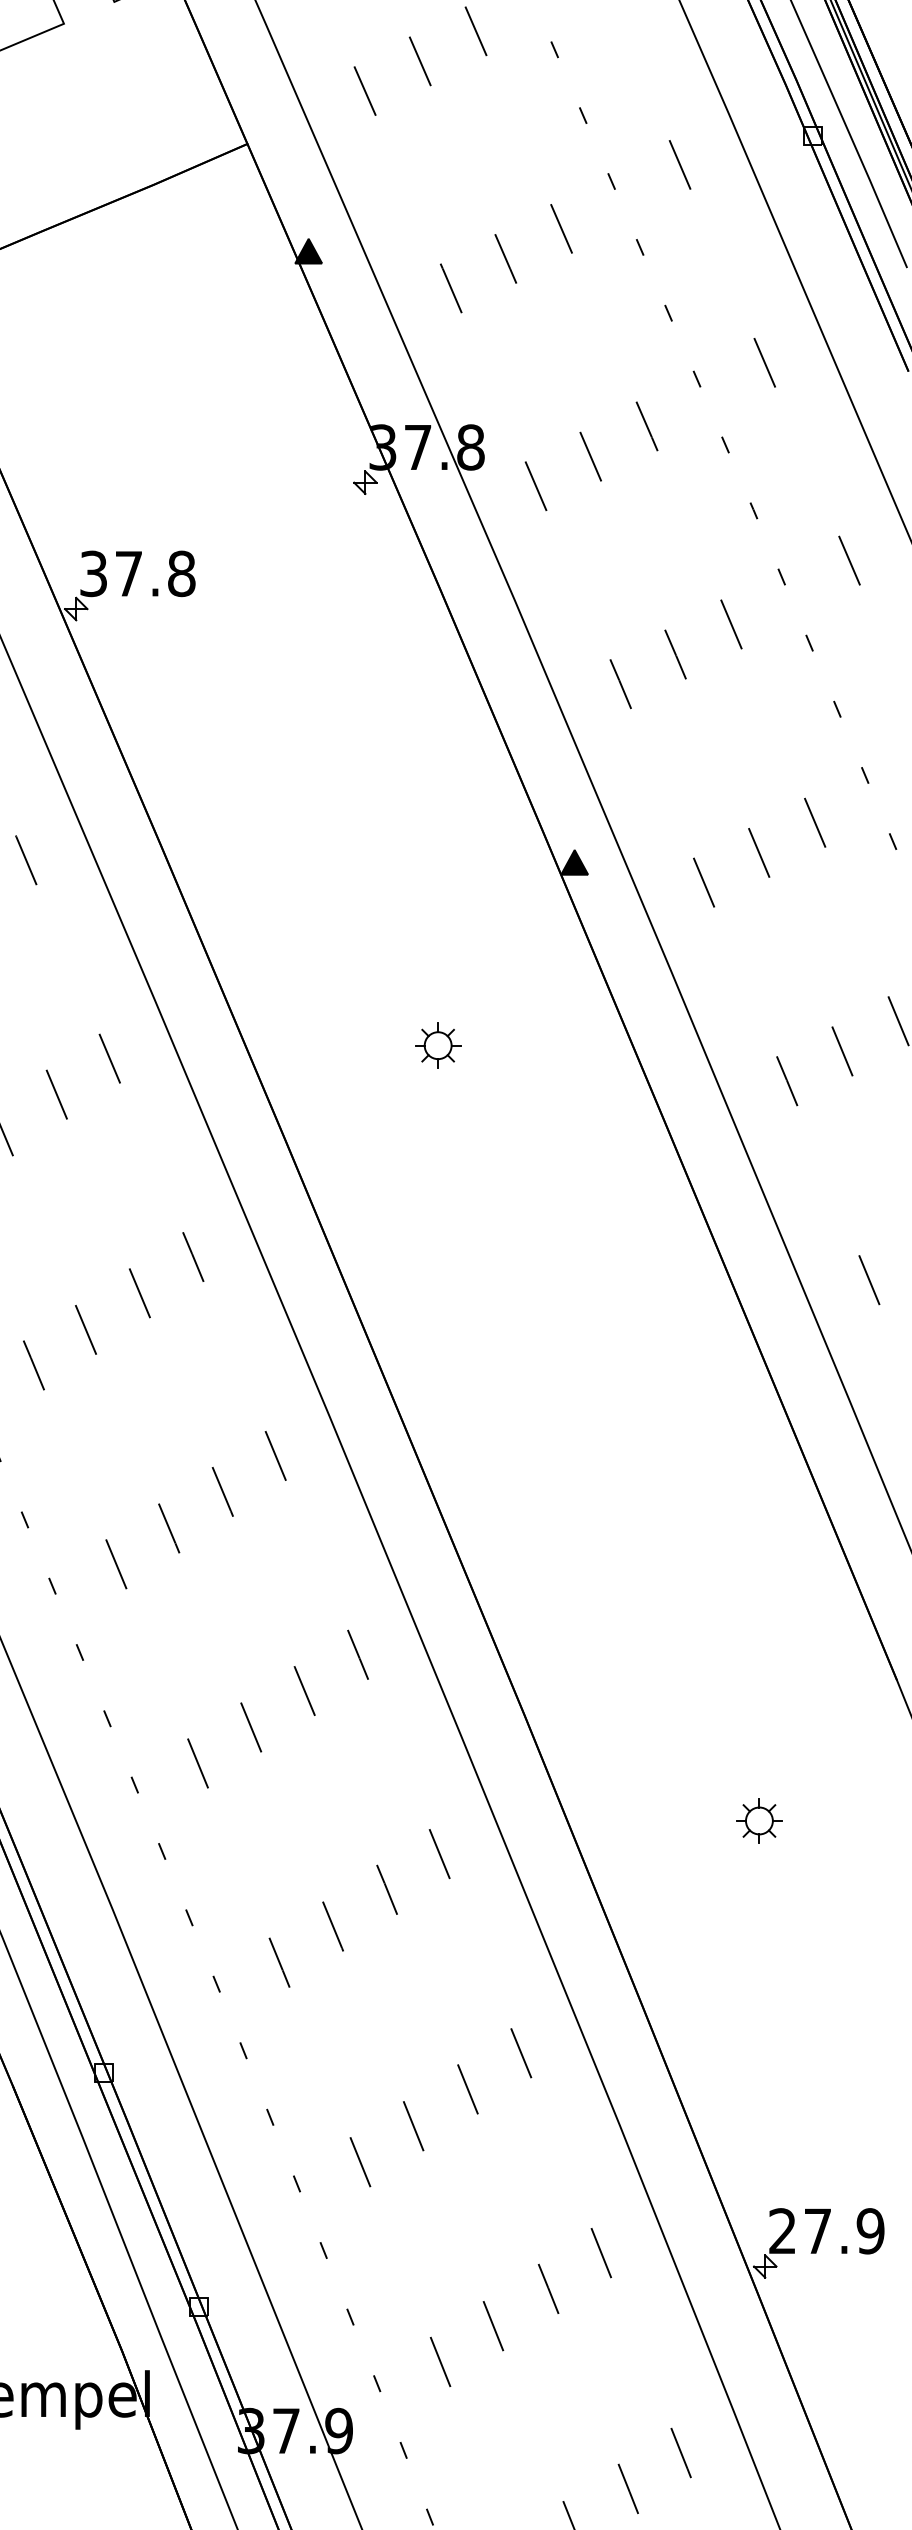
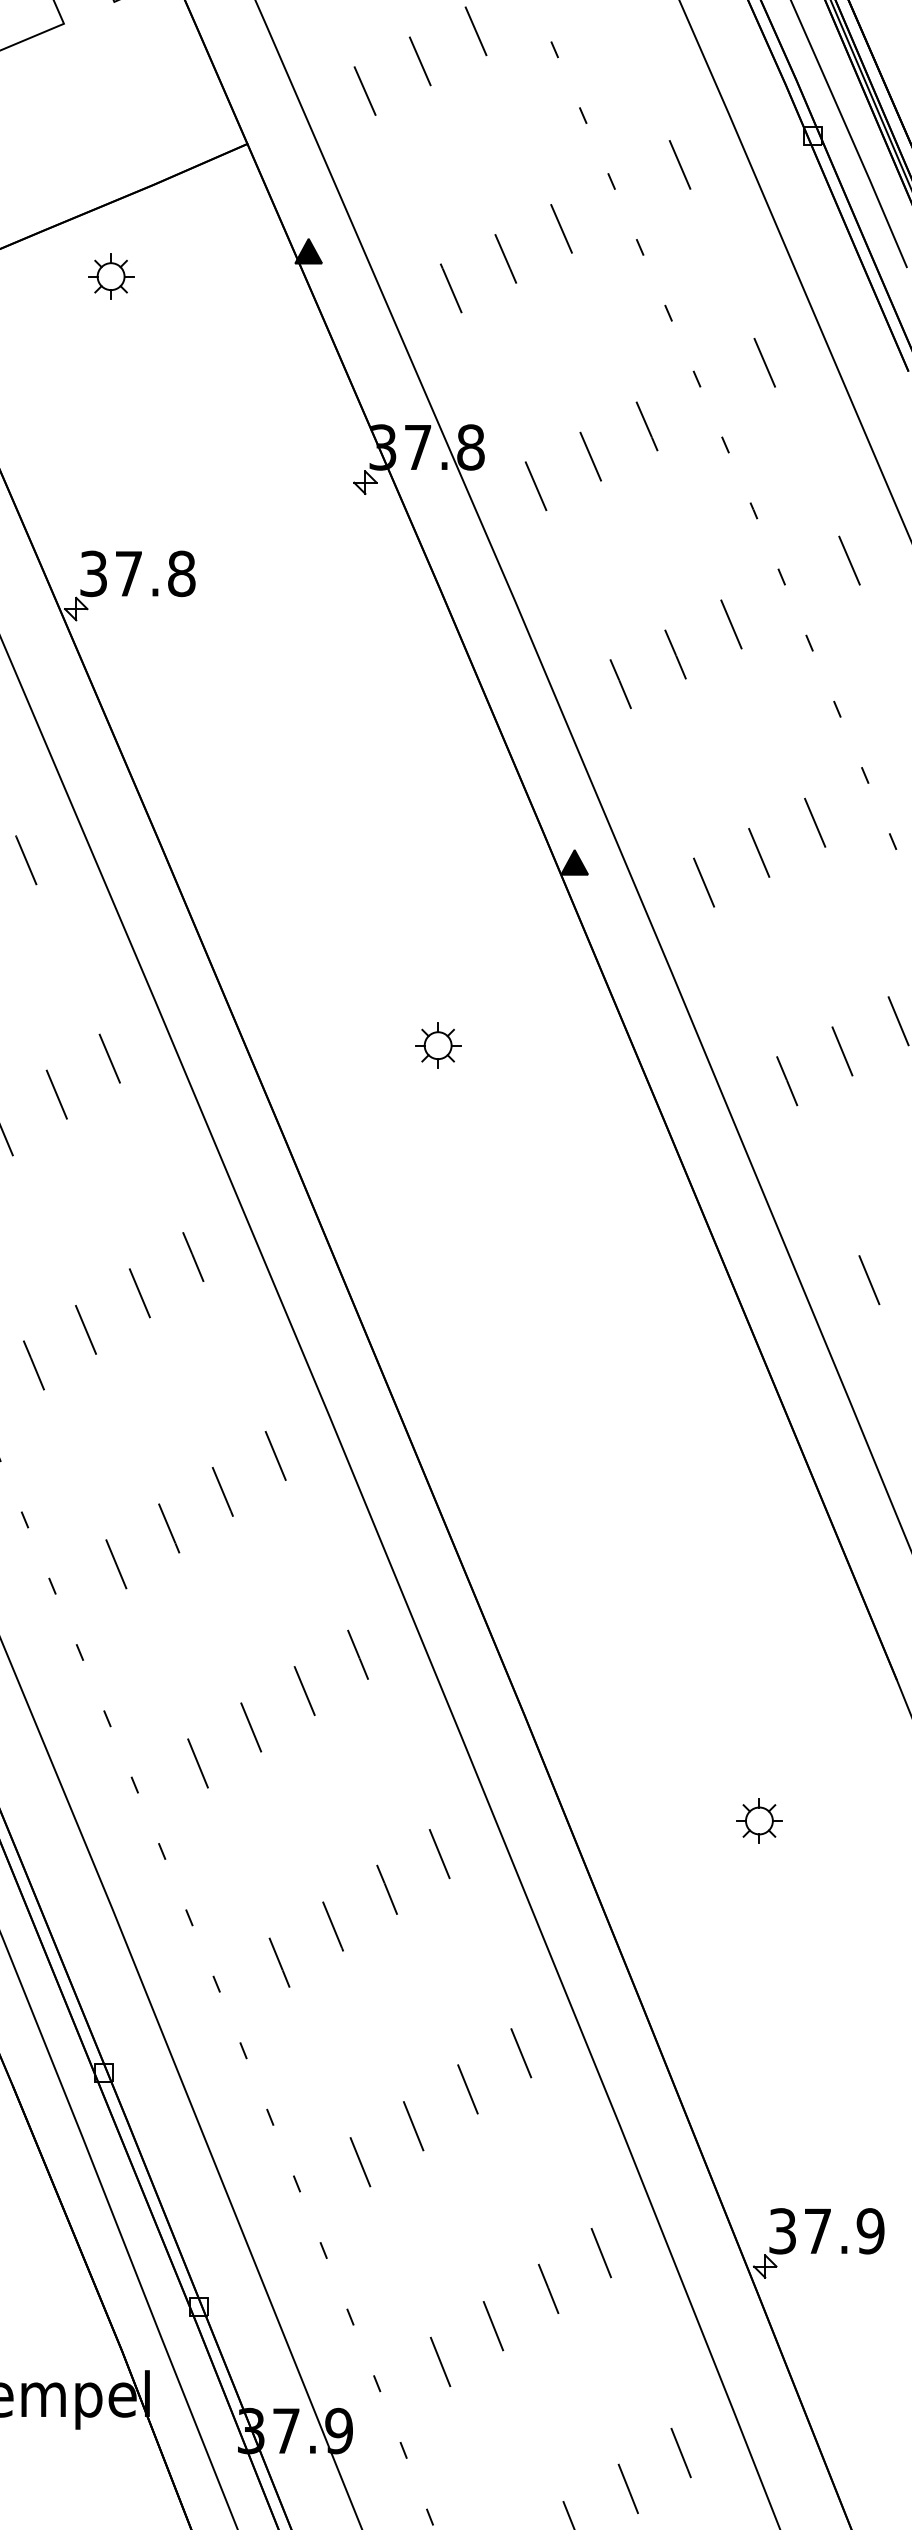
part: none -> present (111, 276)
text: 27.9 -> 37.9 (782, 2231)
